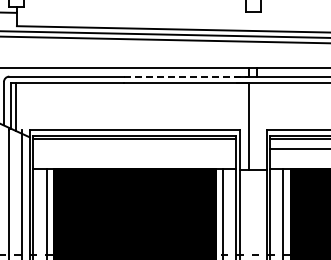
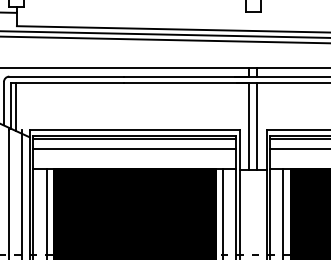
line: dashed -> solid (186, 76)
line: none -> present (256, 126)
line: none -> present (134, 148)
